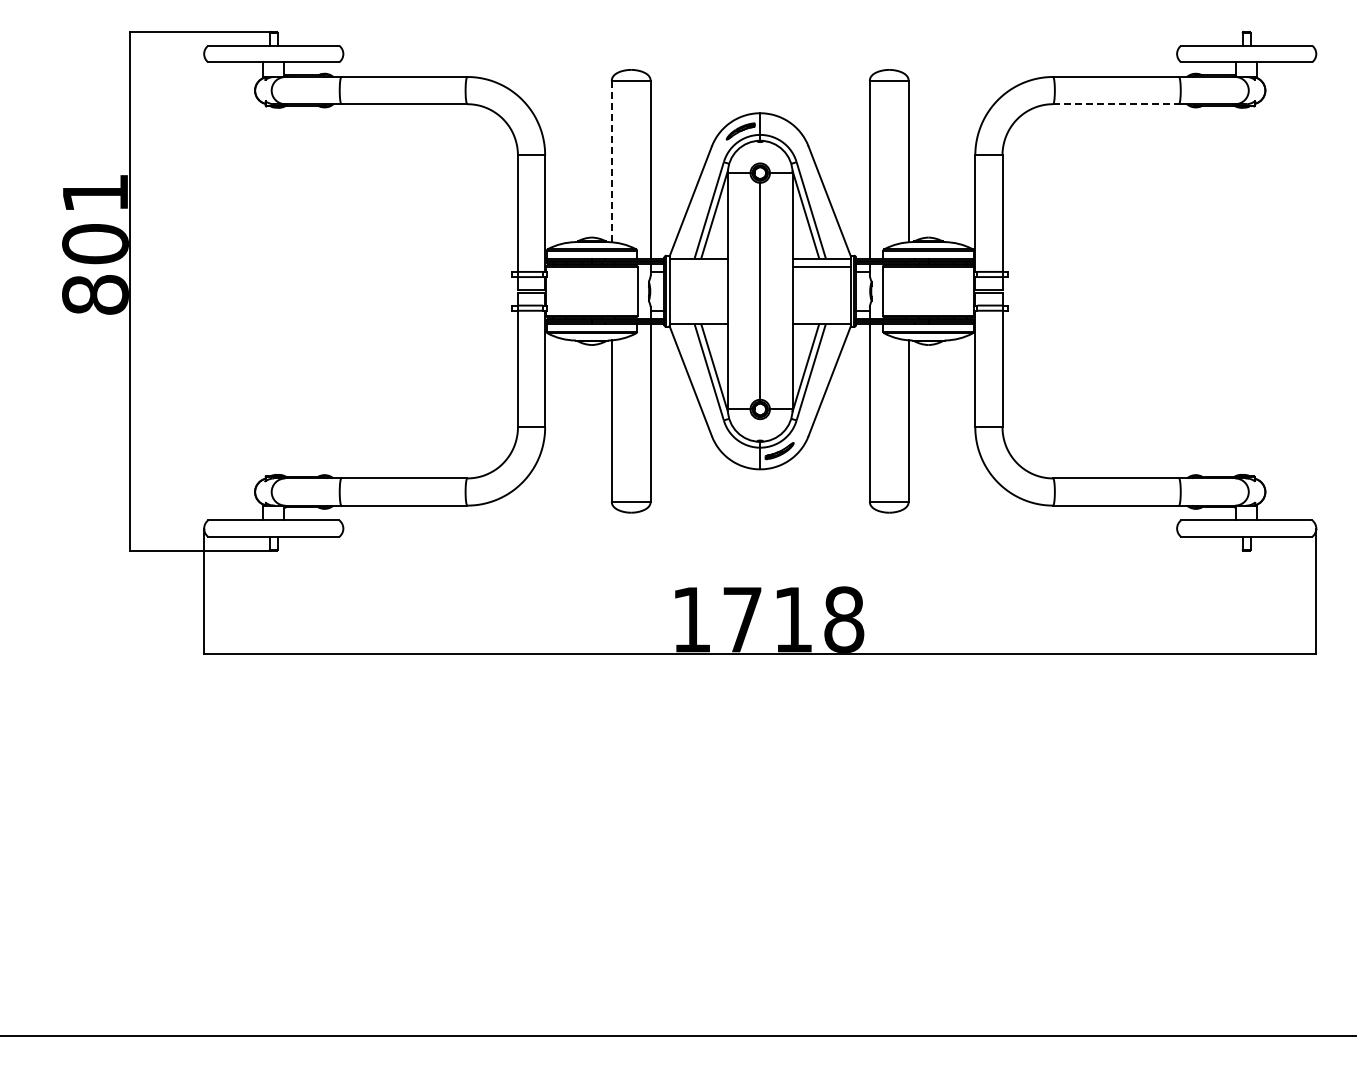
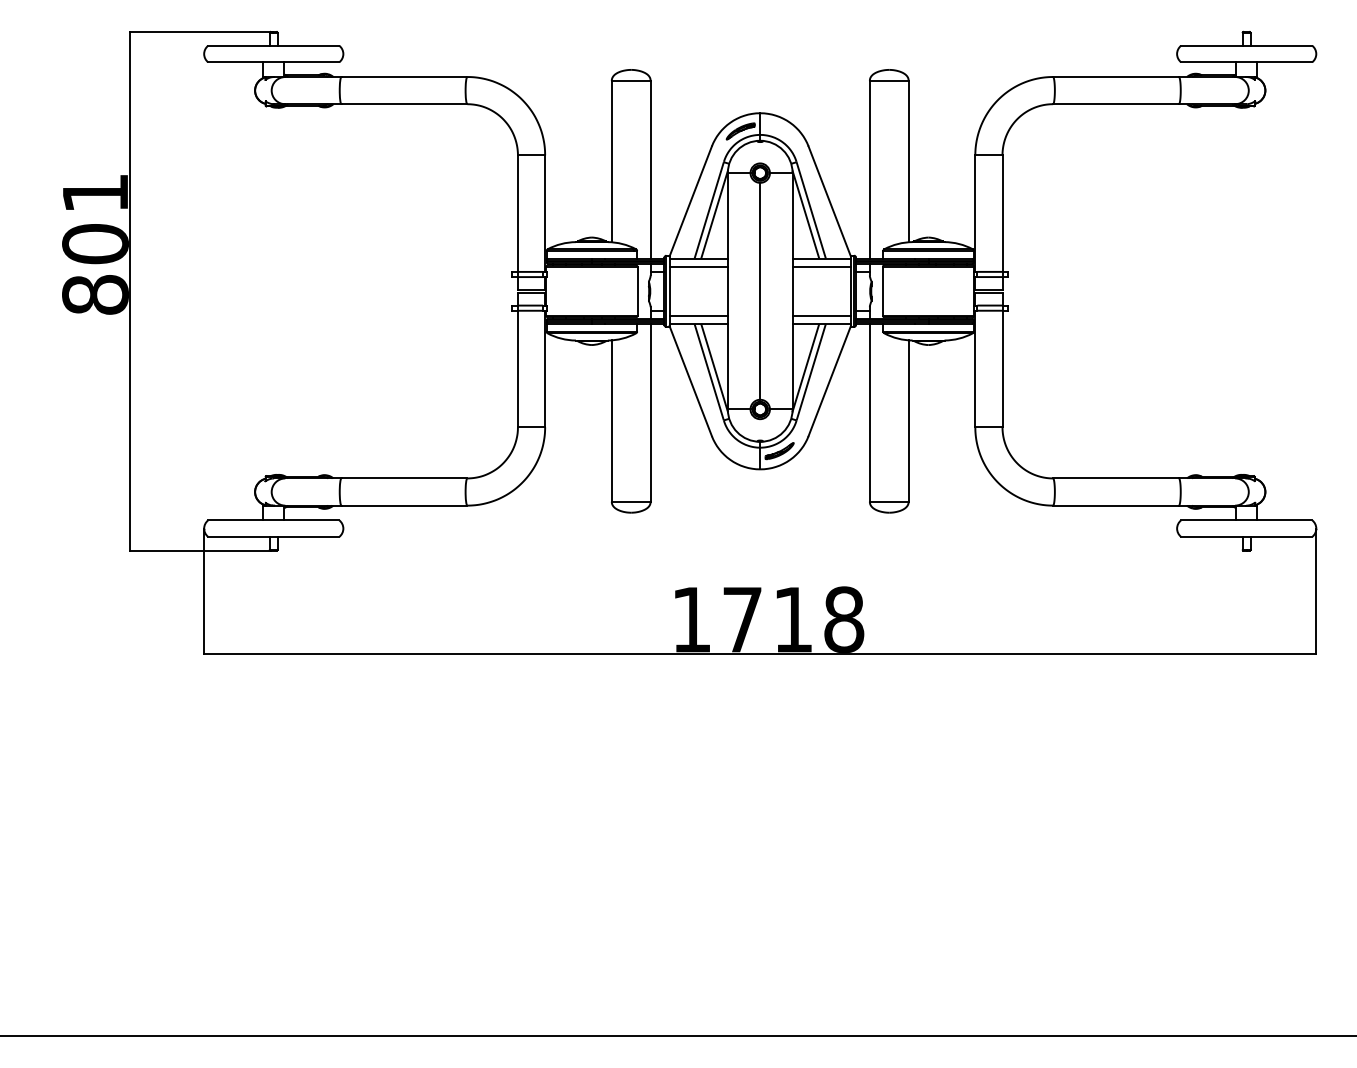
line: dashed -> solid (1116, 104)
line: dashed -> solid (611, 161)
line: none -> present (698, 266)
line: none -> present (698, 315)
line: none -> present (821, 315)
